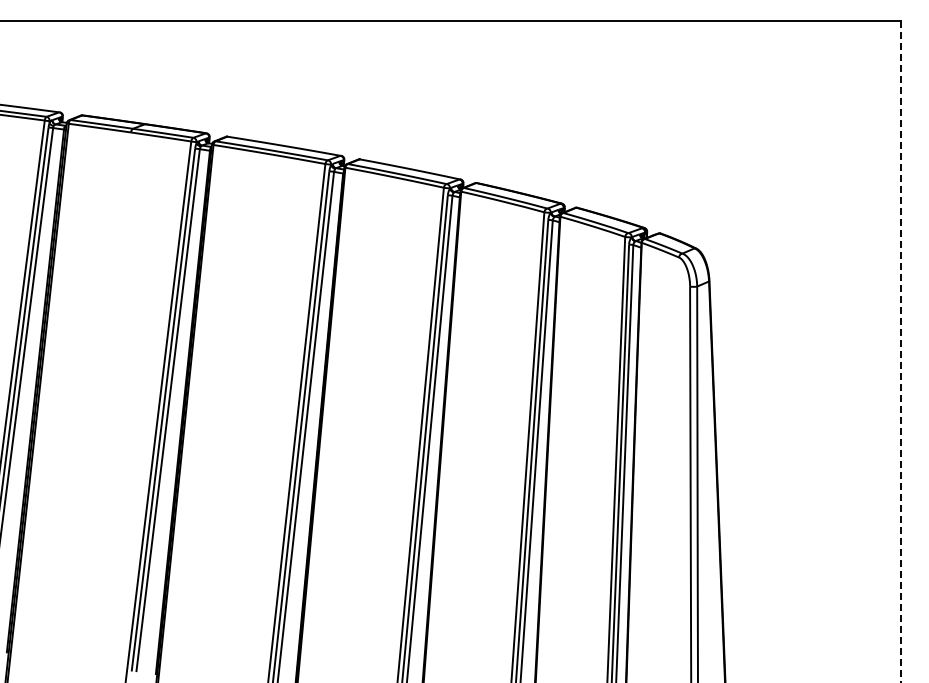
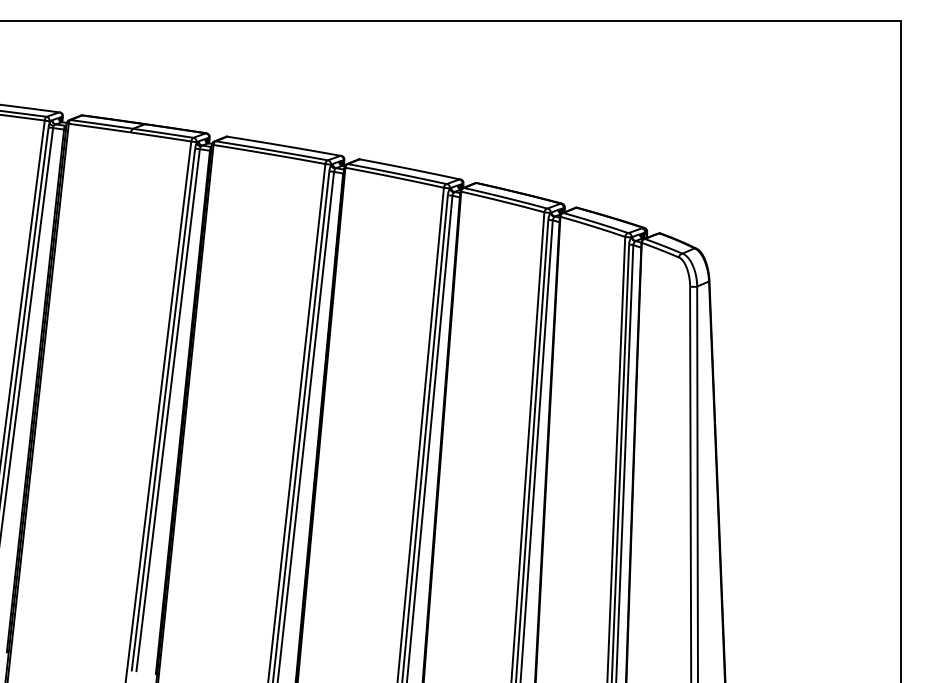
line: dashed -> solid (901, 351)
